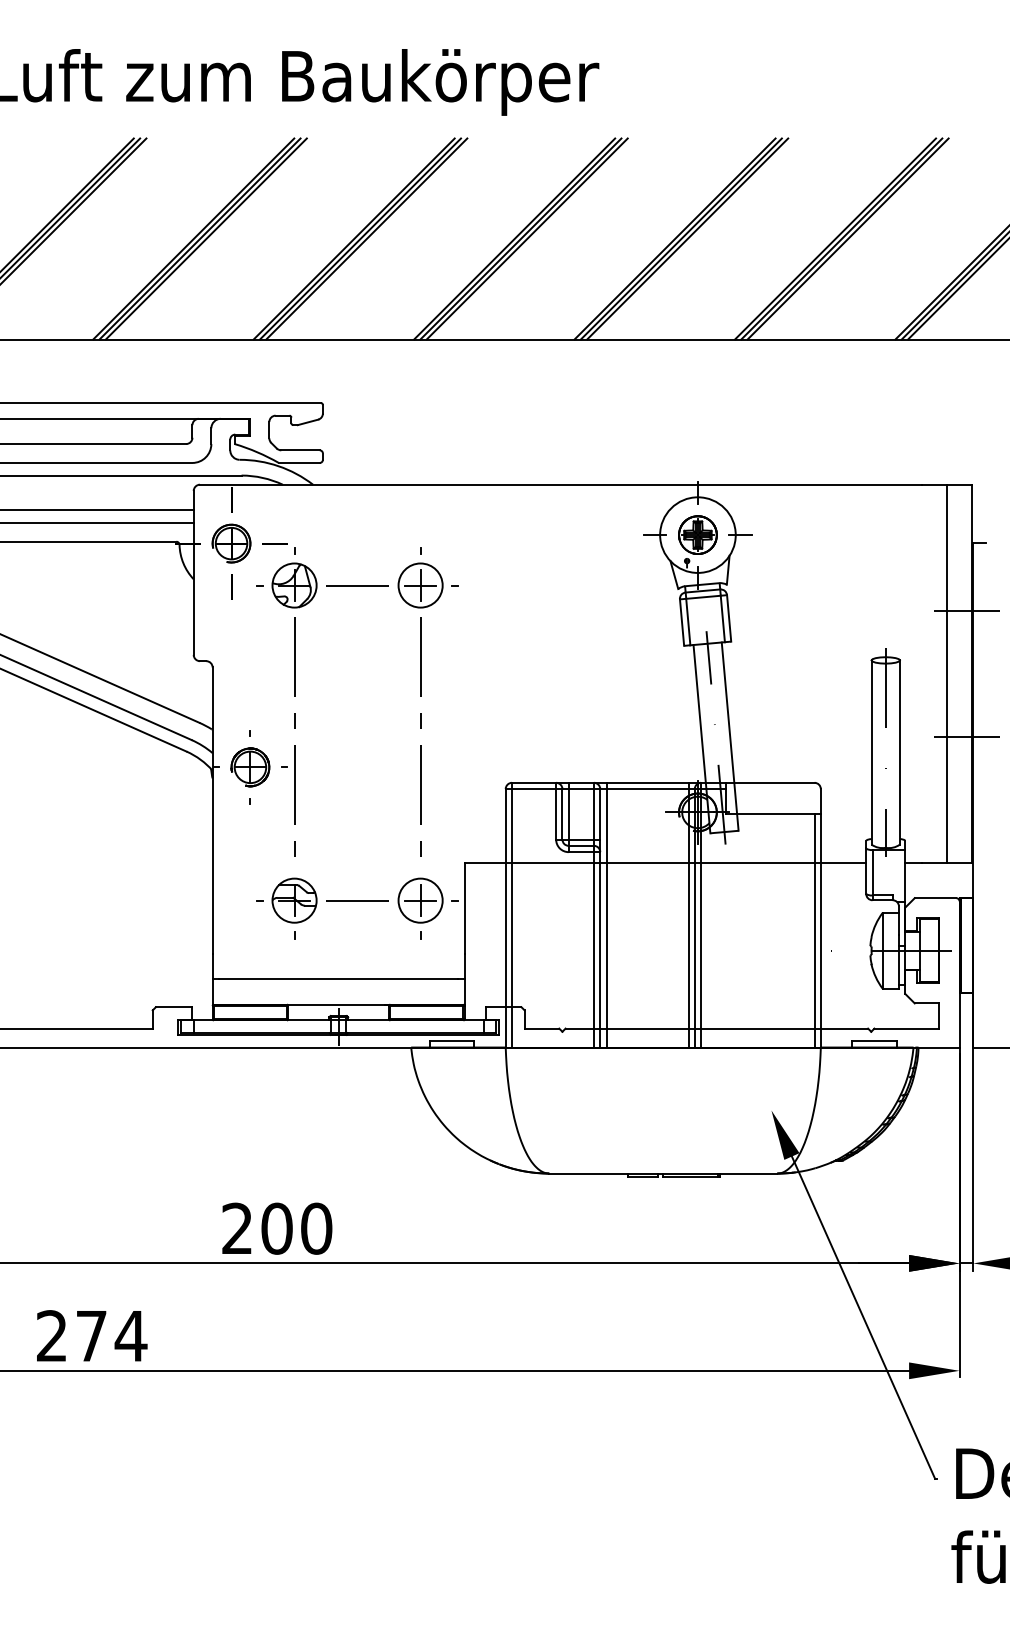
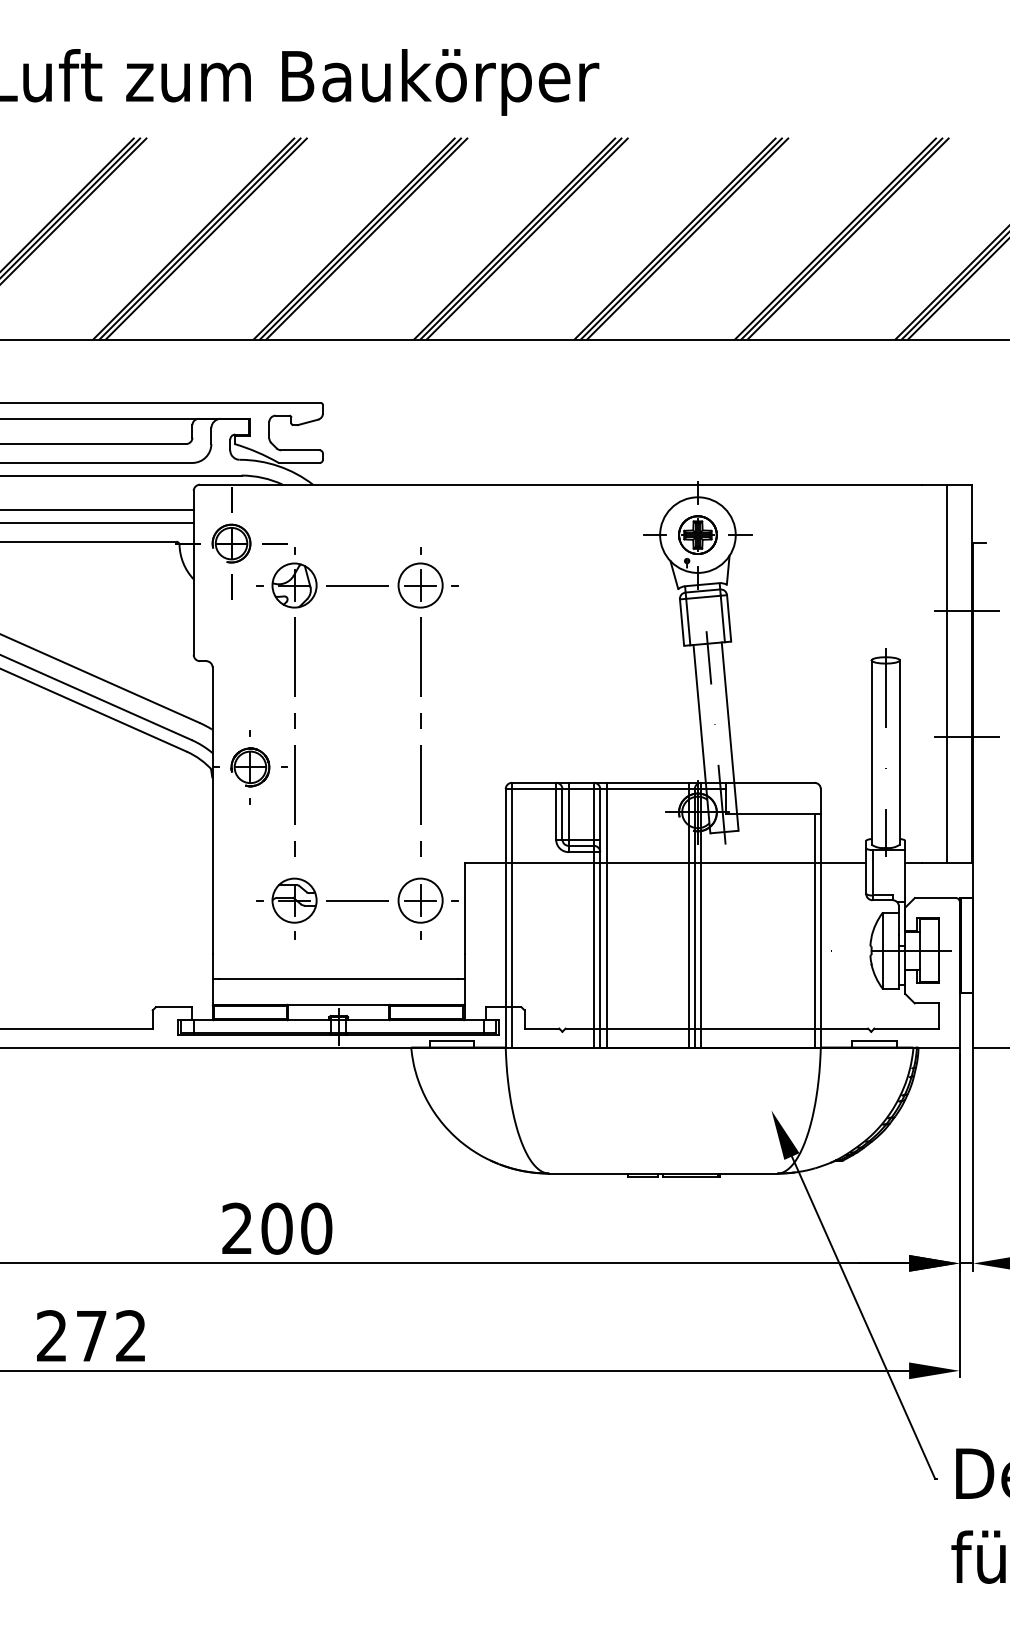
text: 274 -> 272 (130, 1335)
